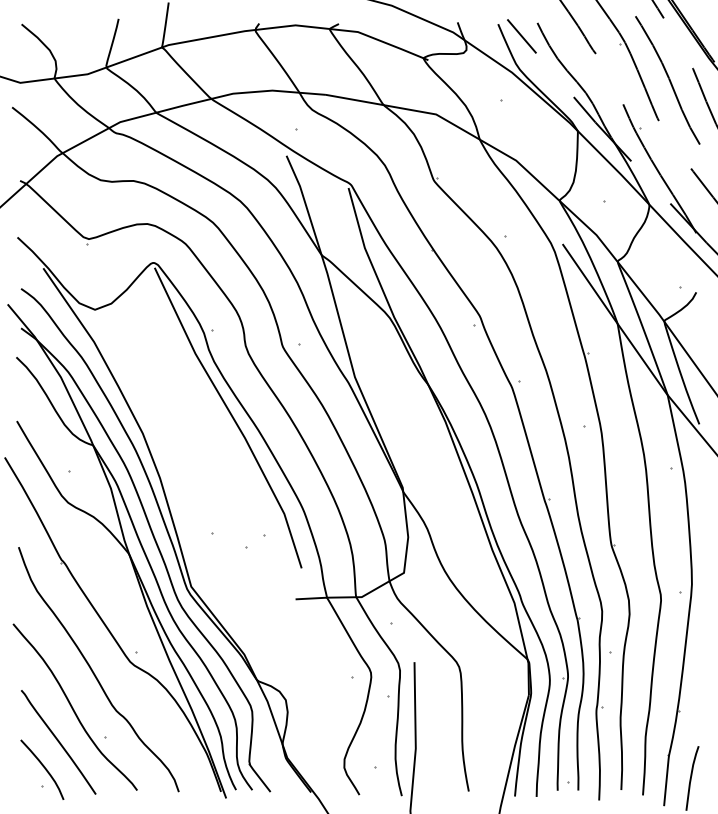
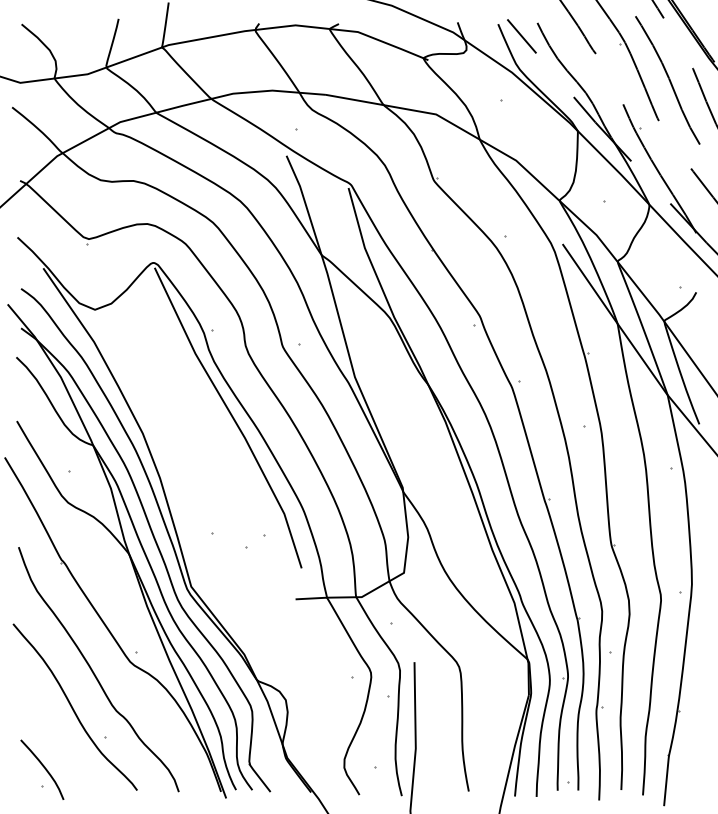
curve: present -> none (58, 742)
line: present -> none (691, 778)
